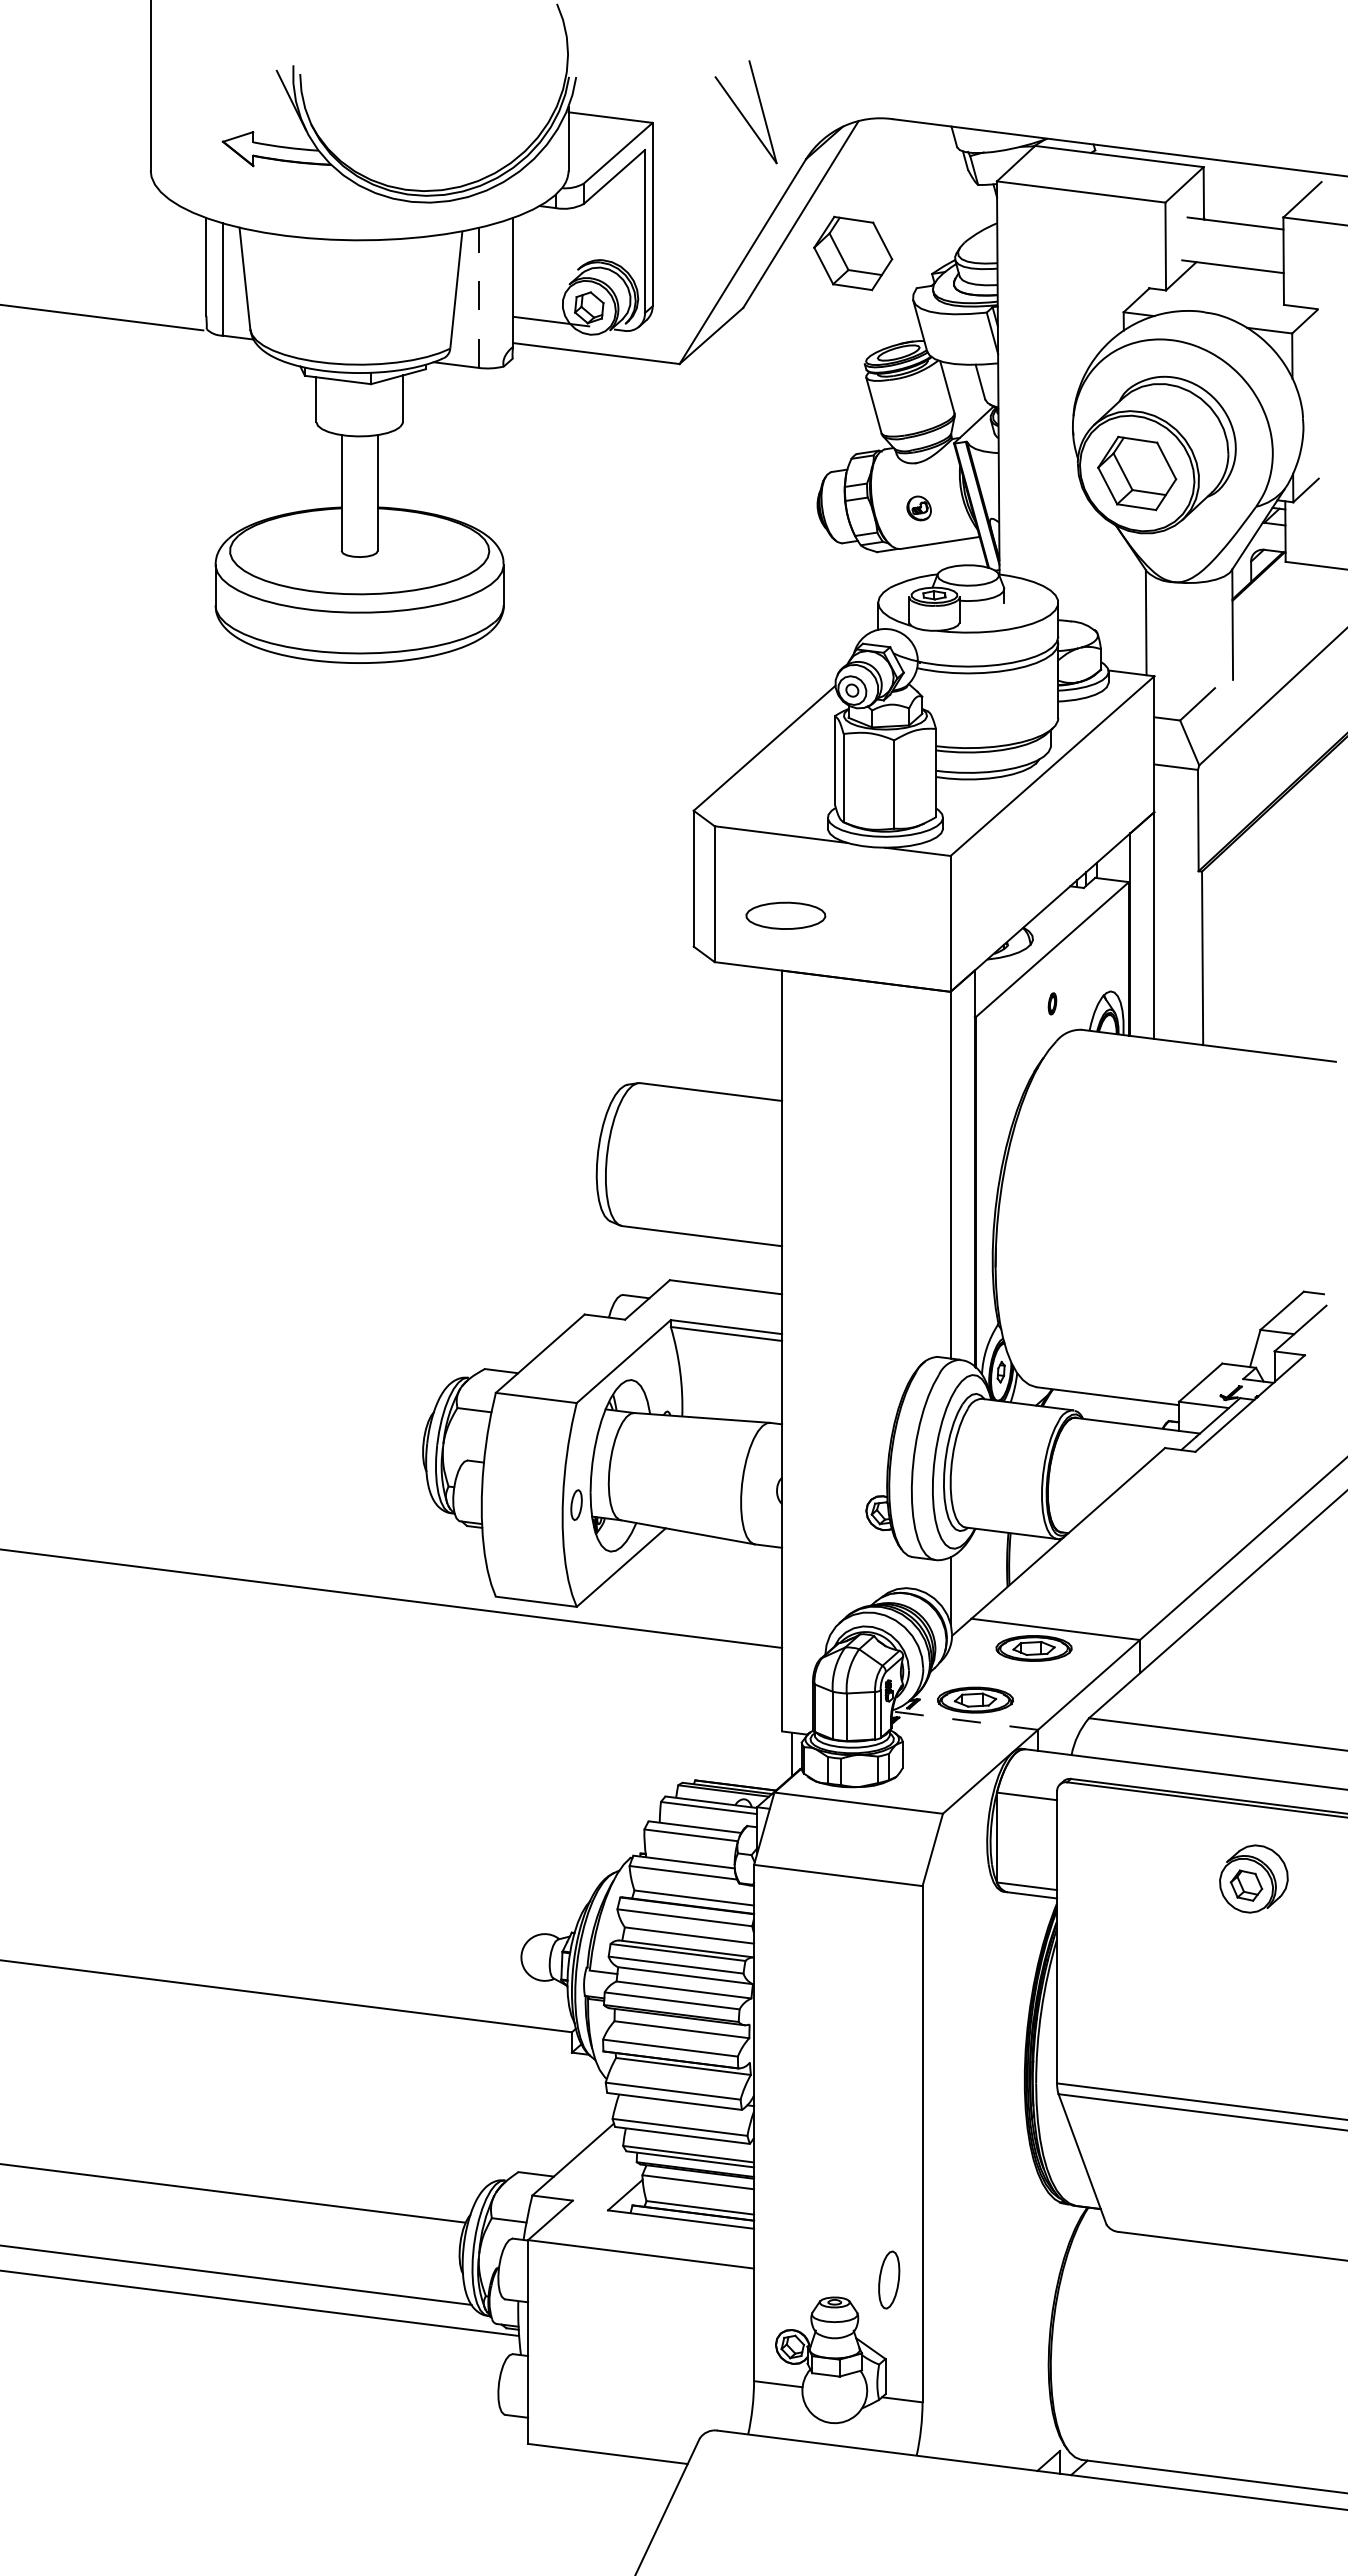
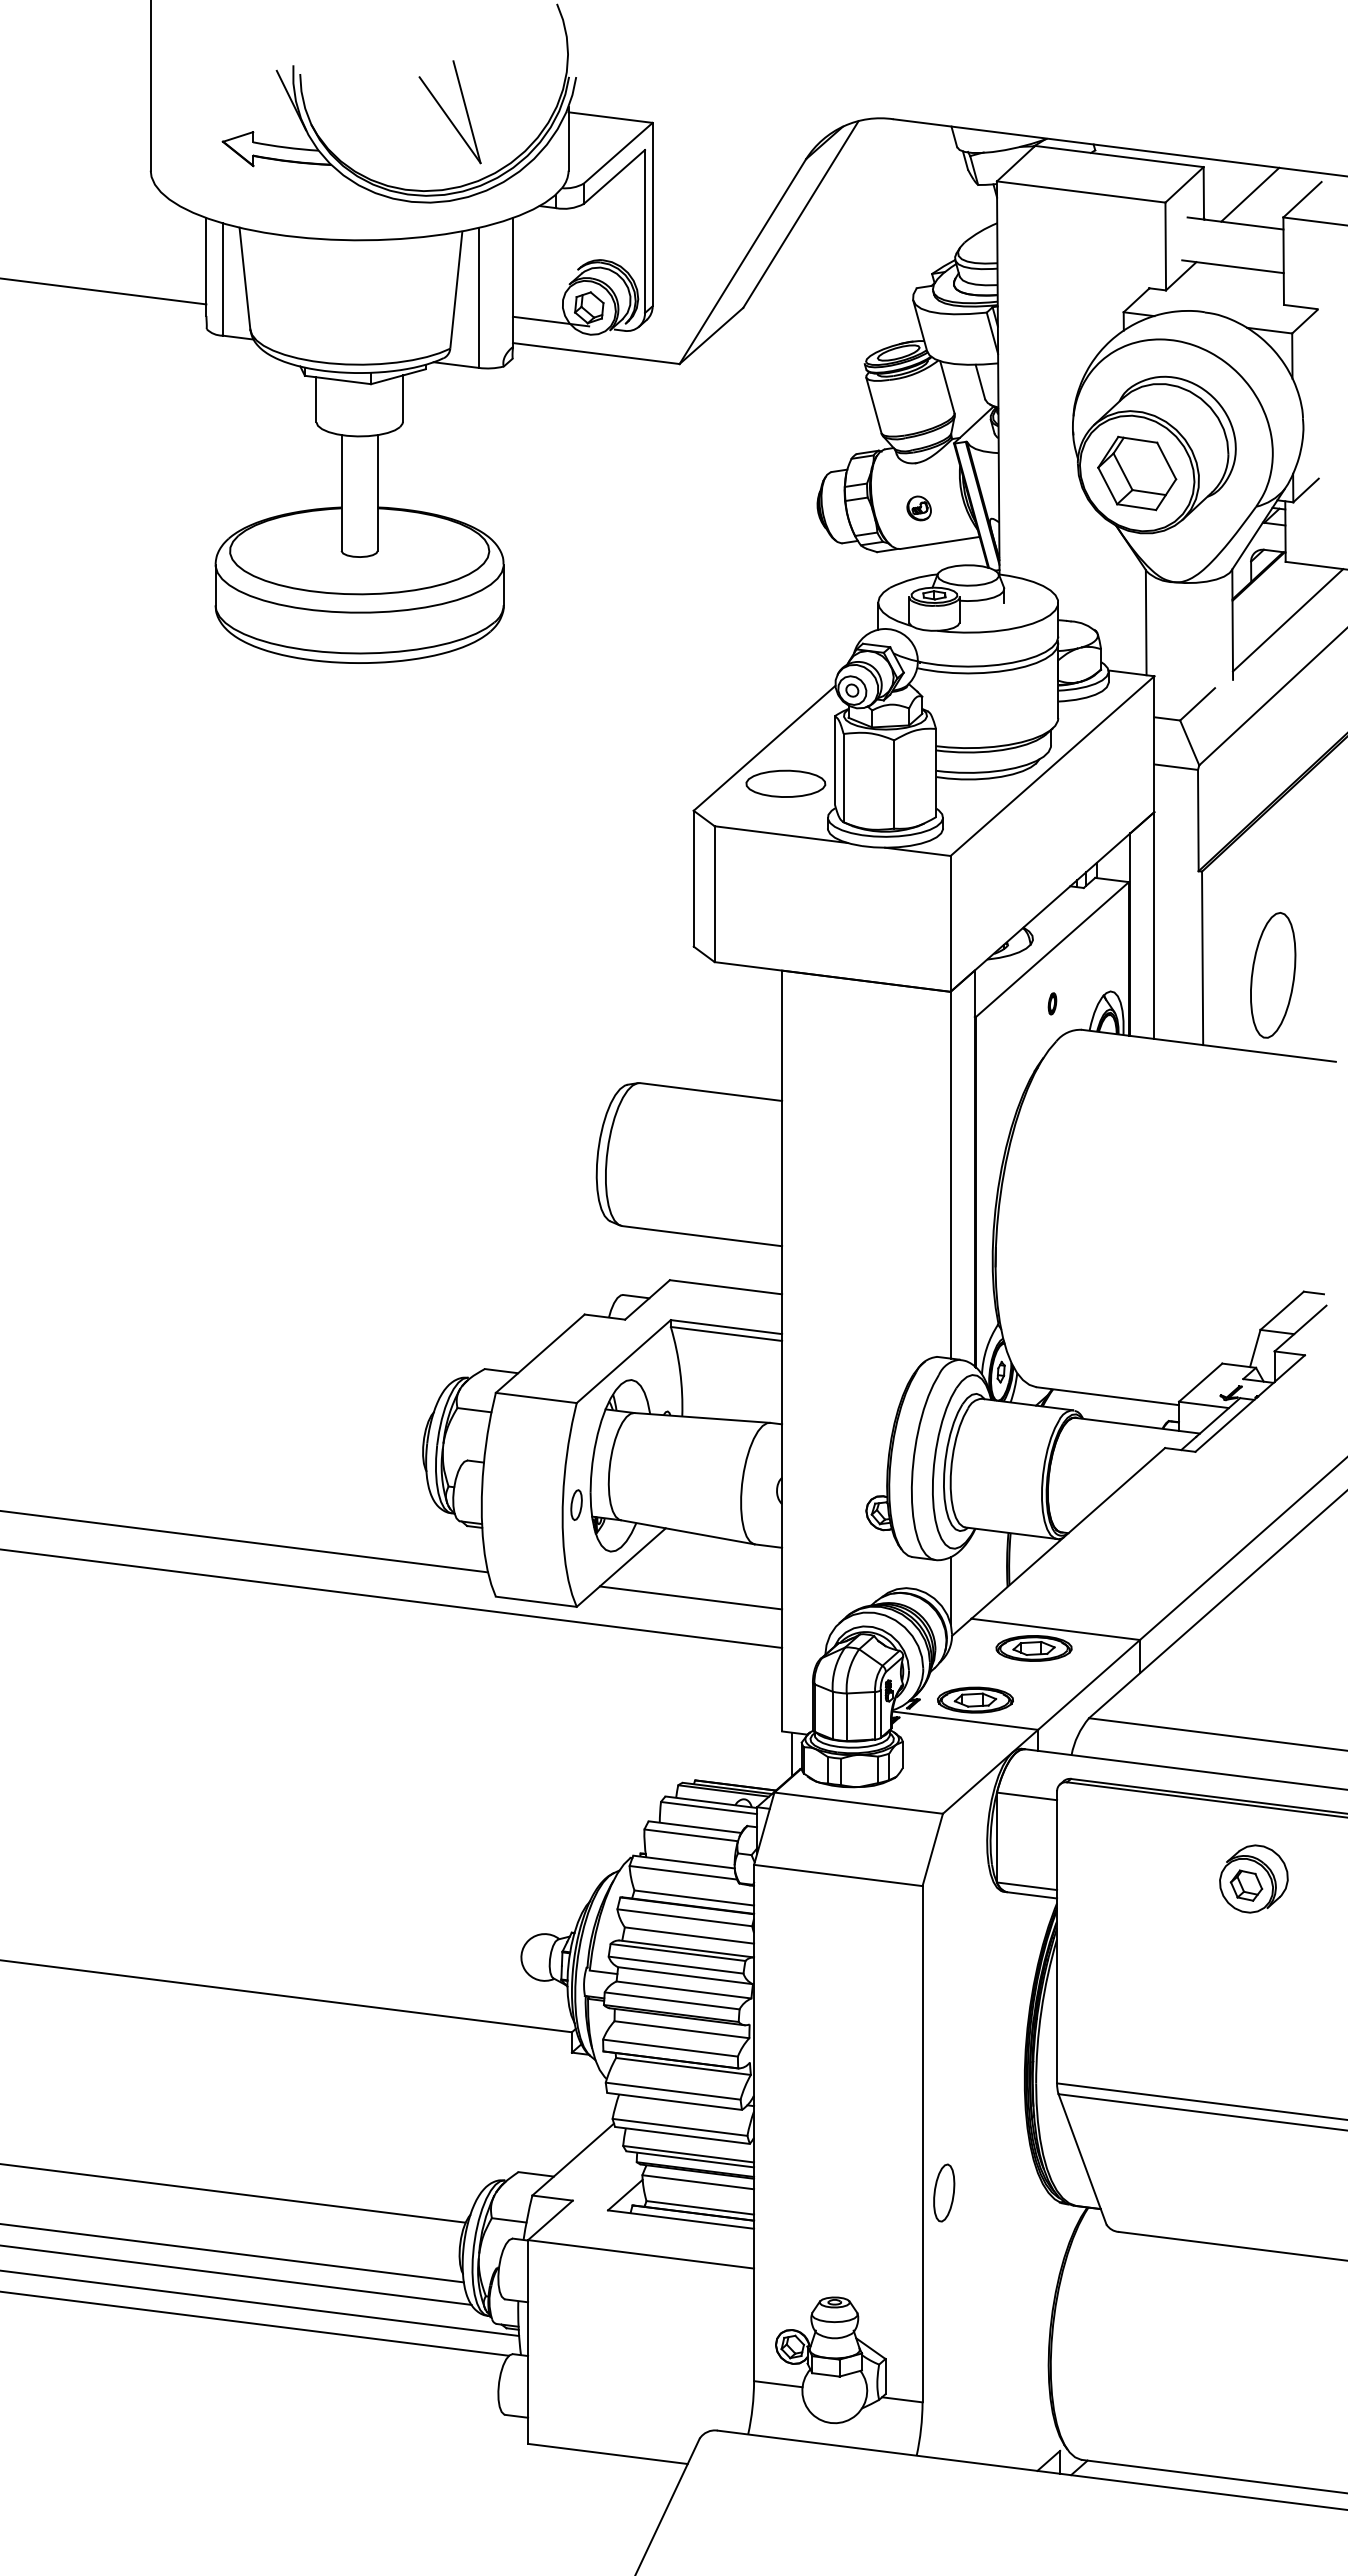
part position: (745, 112) -> (449, 112) (449, 112)
line: none -> present (1250, 194)
part: present -> none (853, 253)
line: dashed -> solid (478, 297)
line position: (102, 317) -> (104, 291) (104, 291)
line: none -> present (1287, 620)
part position: (785, 915) -> (785, 783) (785, 783)
part: none -> present (1273, 975)
line: none -> present (245, 1541)
line: none -> present (690, 1597)
line: dashed -> solid (964, 1720)
line: none -> present (232, 2253)
part position: (889, 2279) -> (944, 2192) (944, 2192)
line: none -> present (255, 2323)
